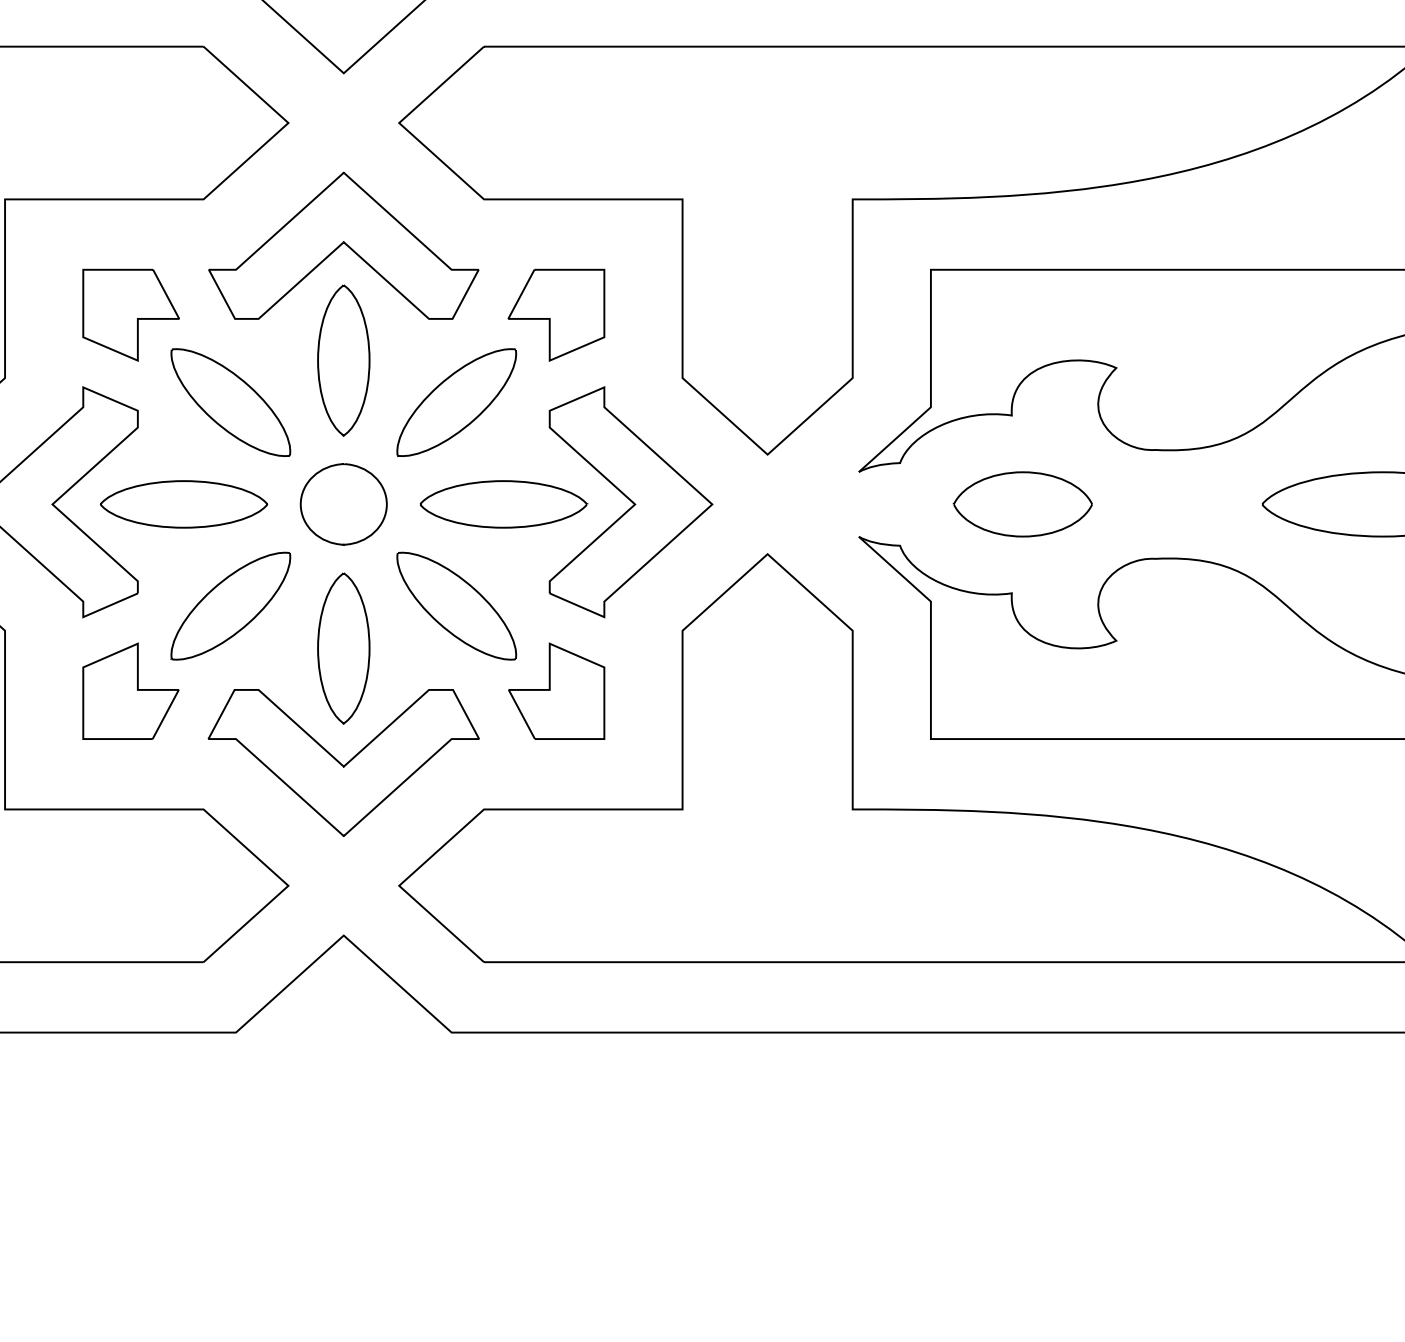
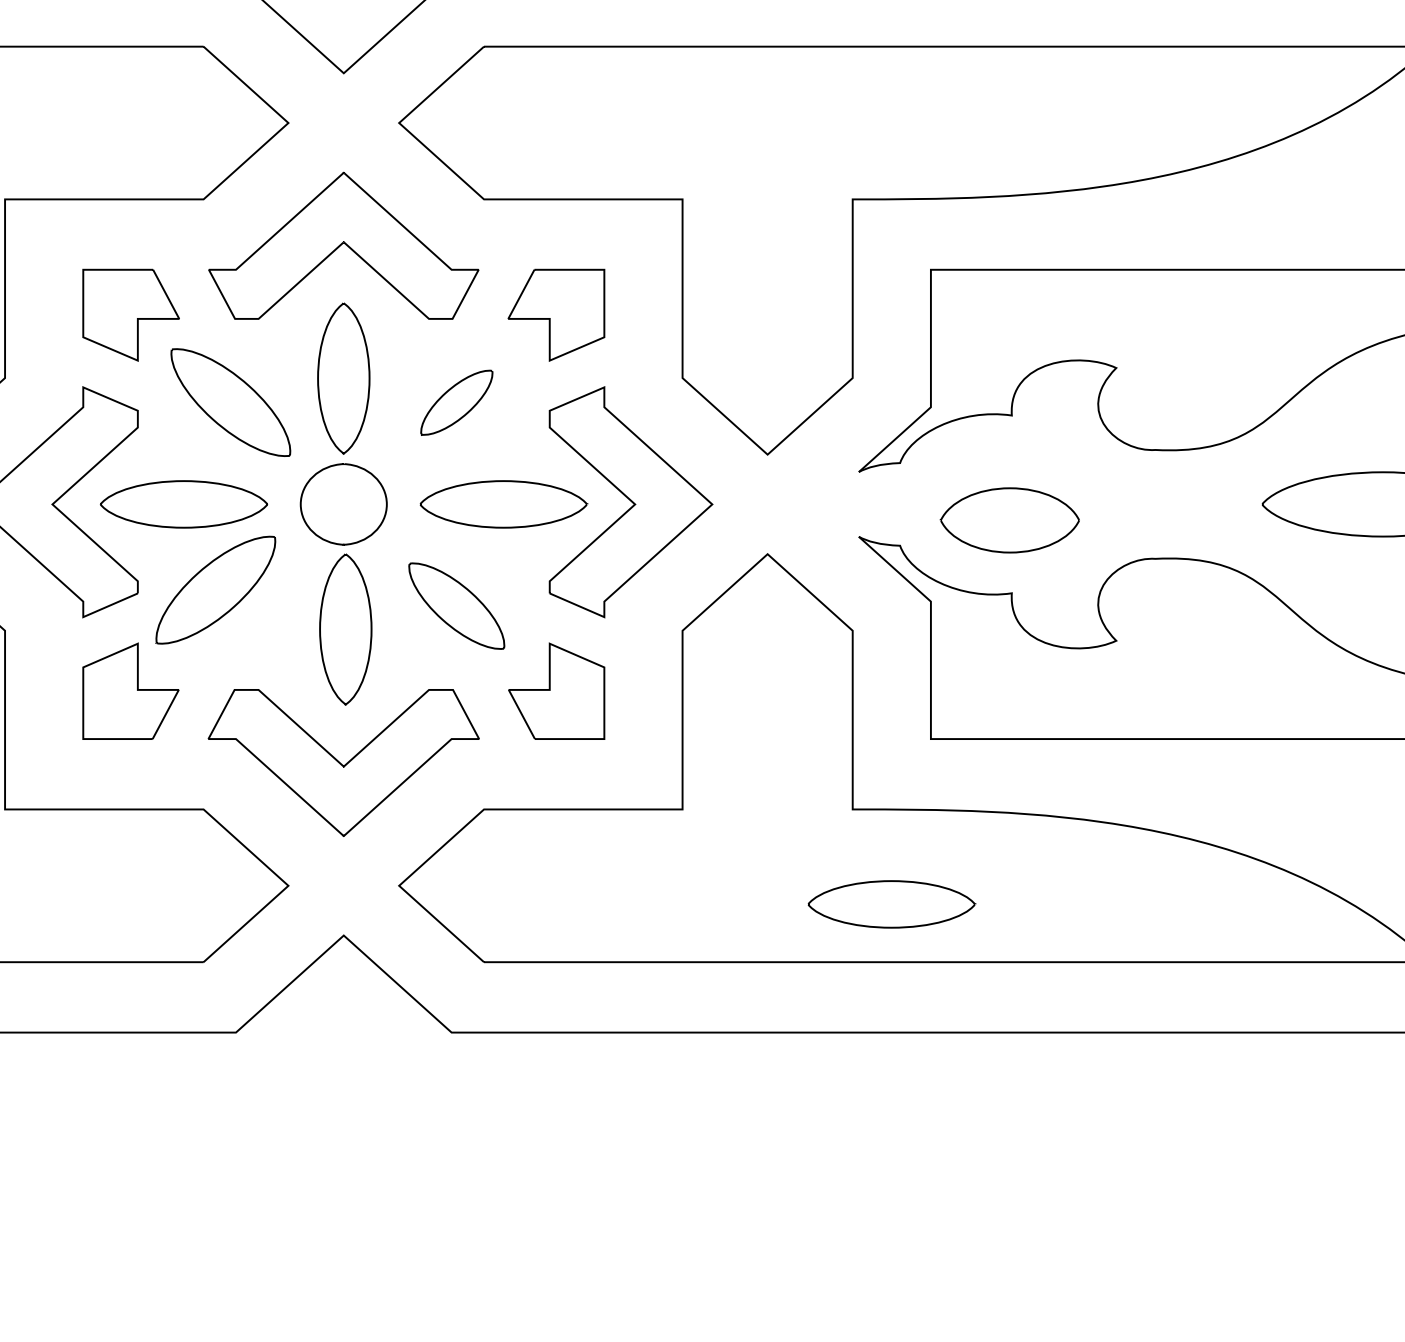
part position: (343, 360) -> (343, 378) (343, 378)
part size: 122x110 px -> 74x67 px (456, 402)
part position: (1022, 504) -> (1009, 520) (1009, 520)
part position: (230, 605) -> (215, 589) (215, 589)
part size: 122x110 px -> 98x88 px (456, 605)
part position: (343, 648) -> (345, 629) (345, 629)
part: none -> present (891, 904)
